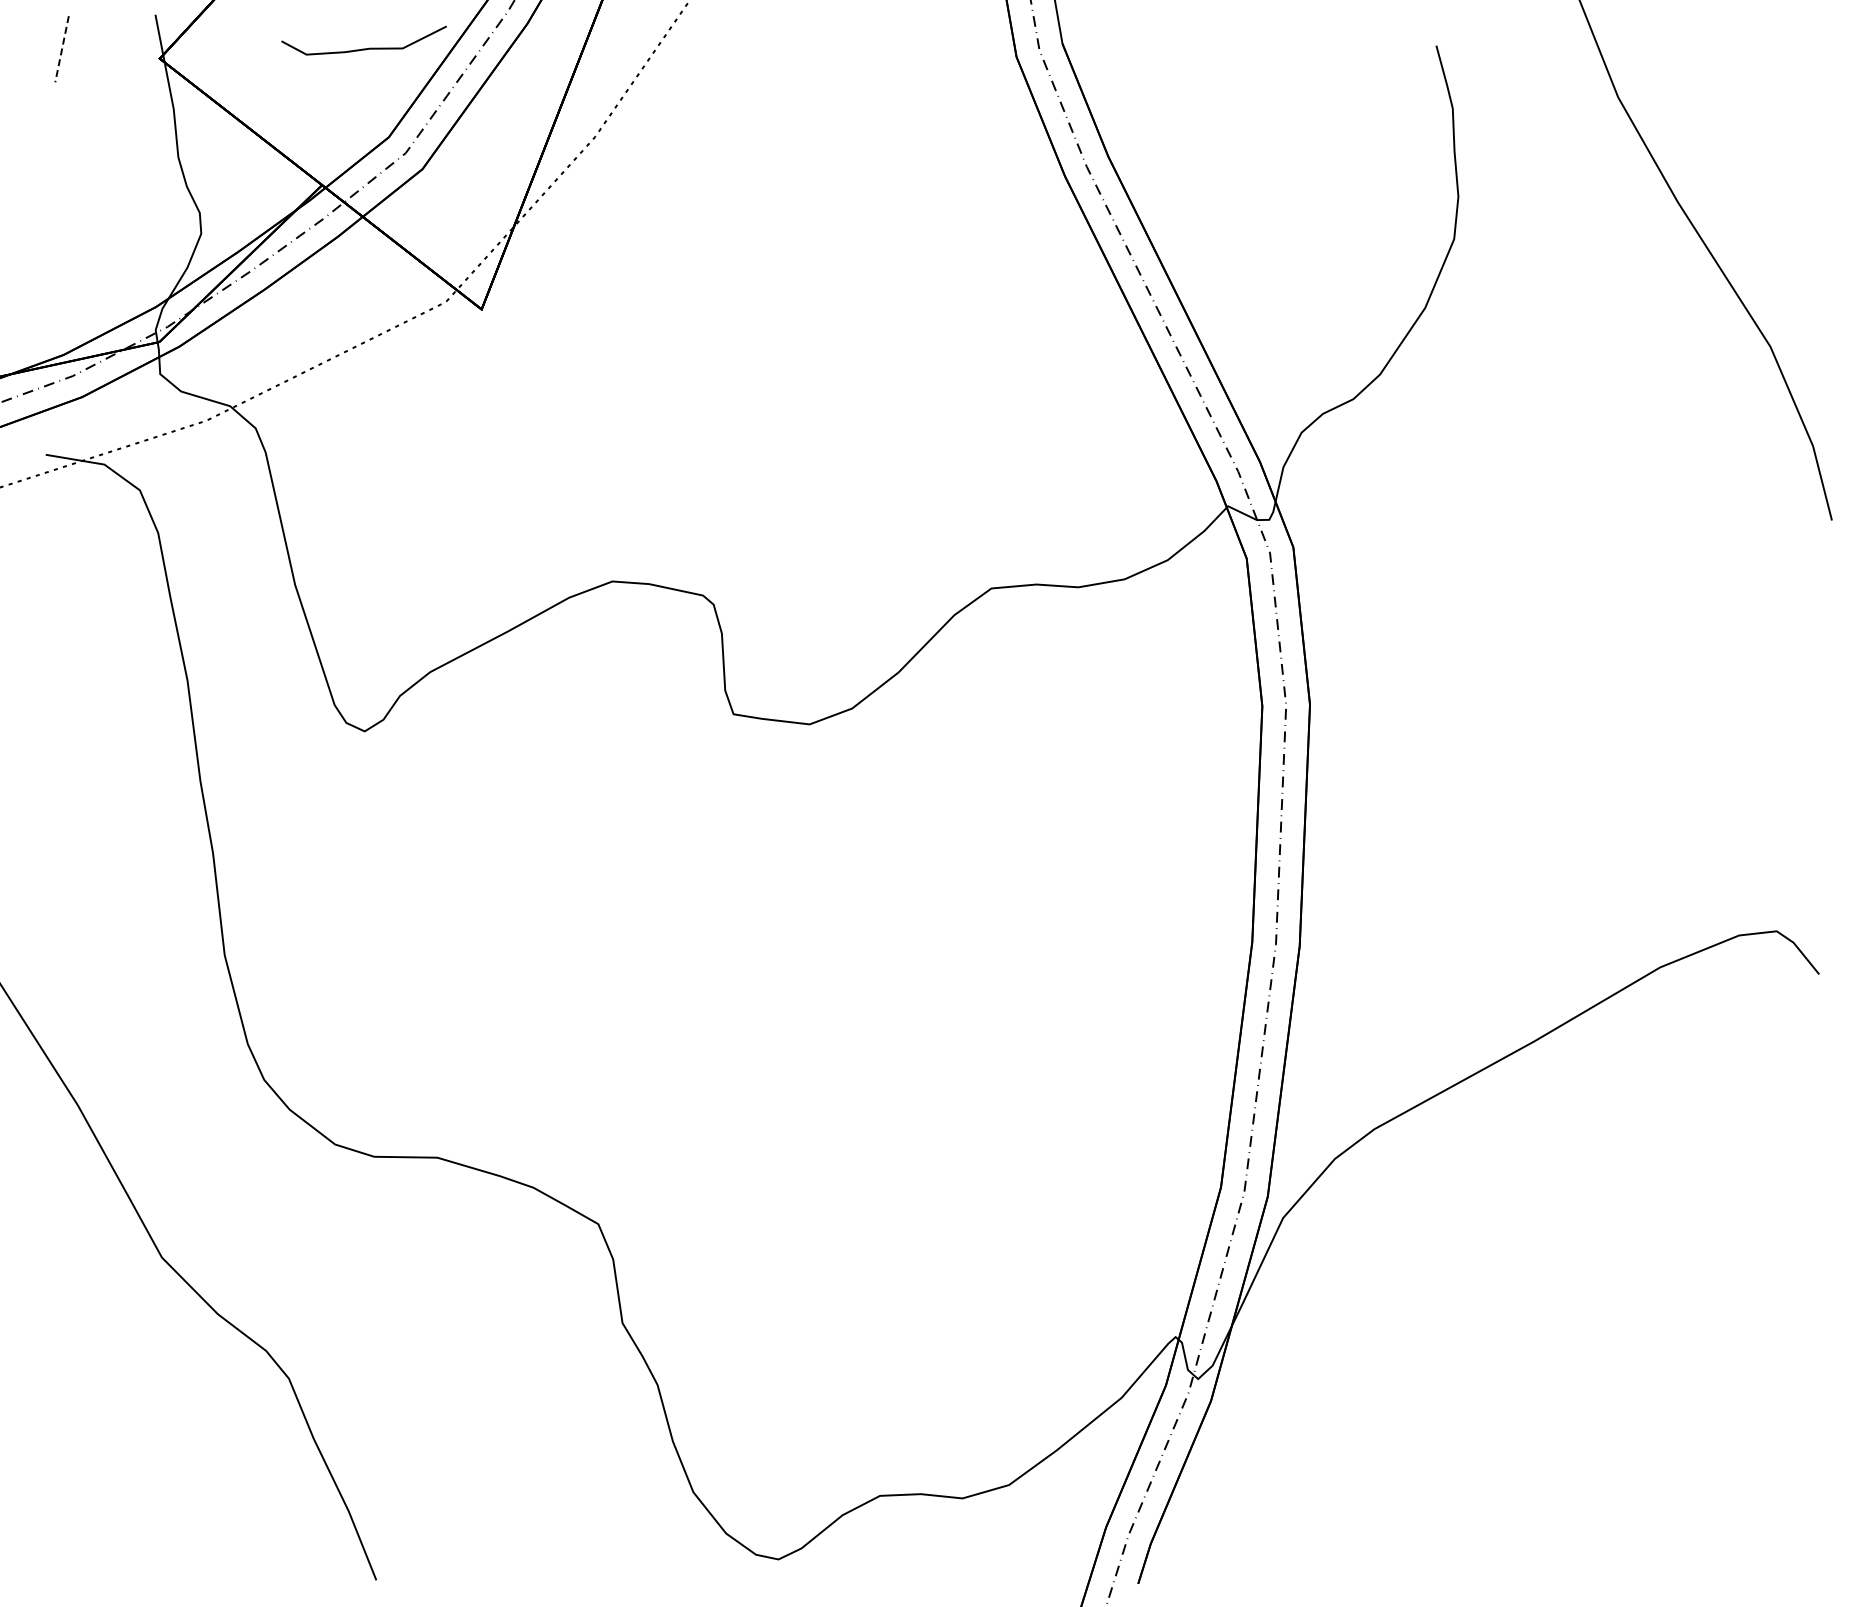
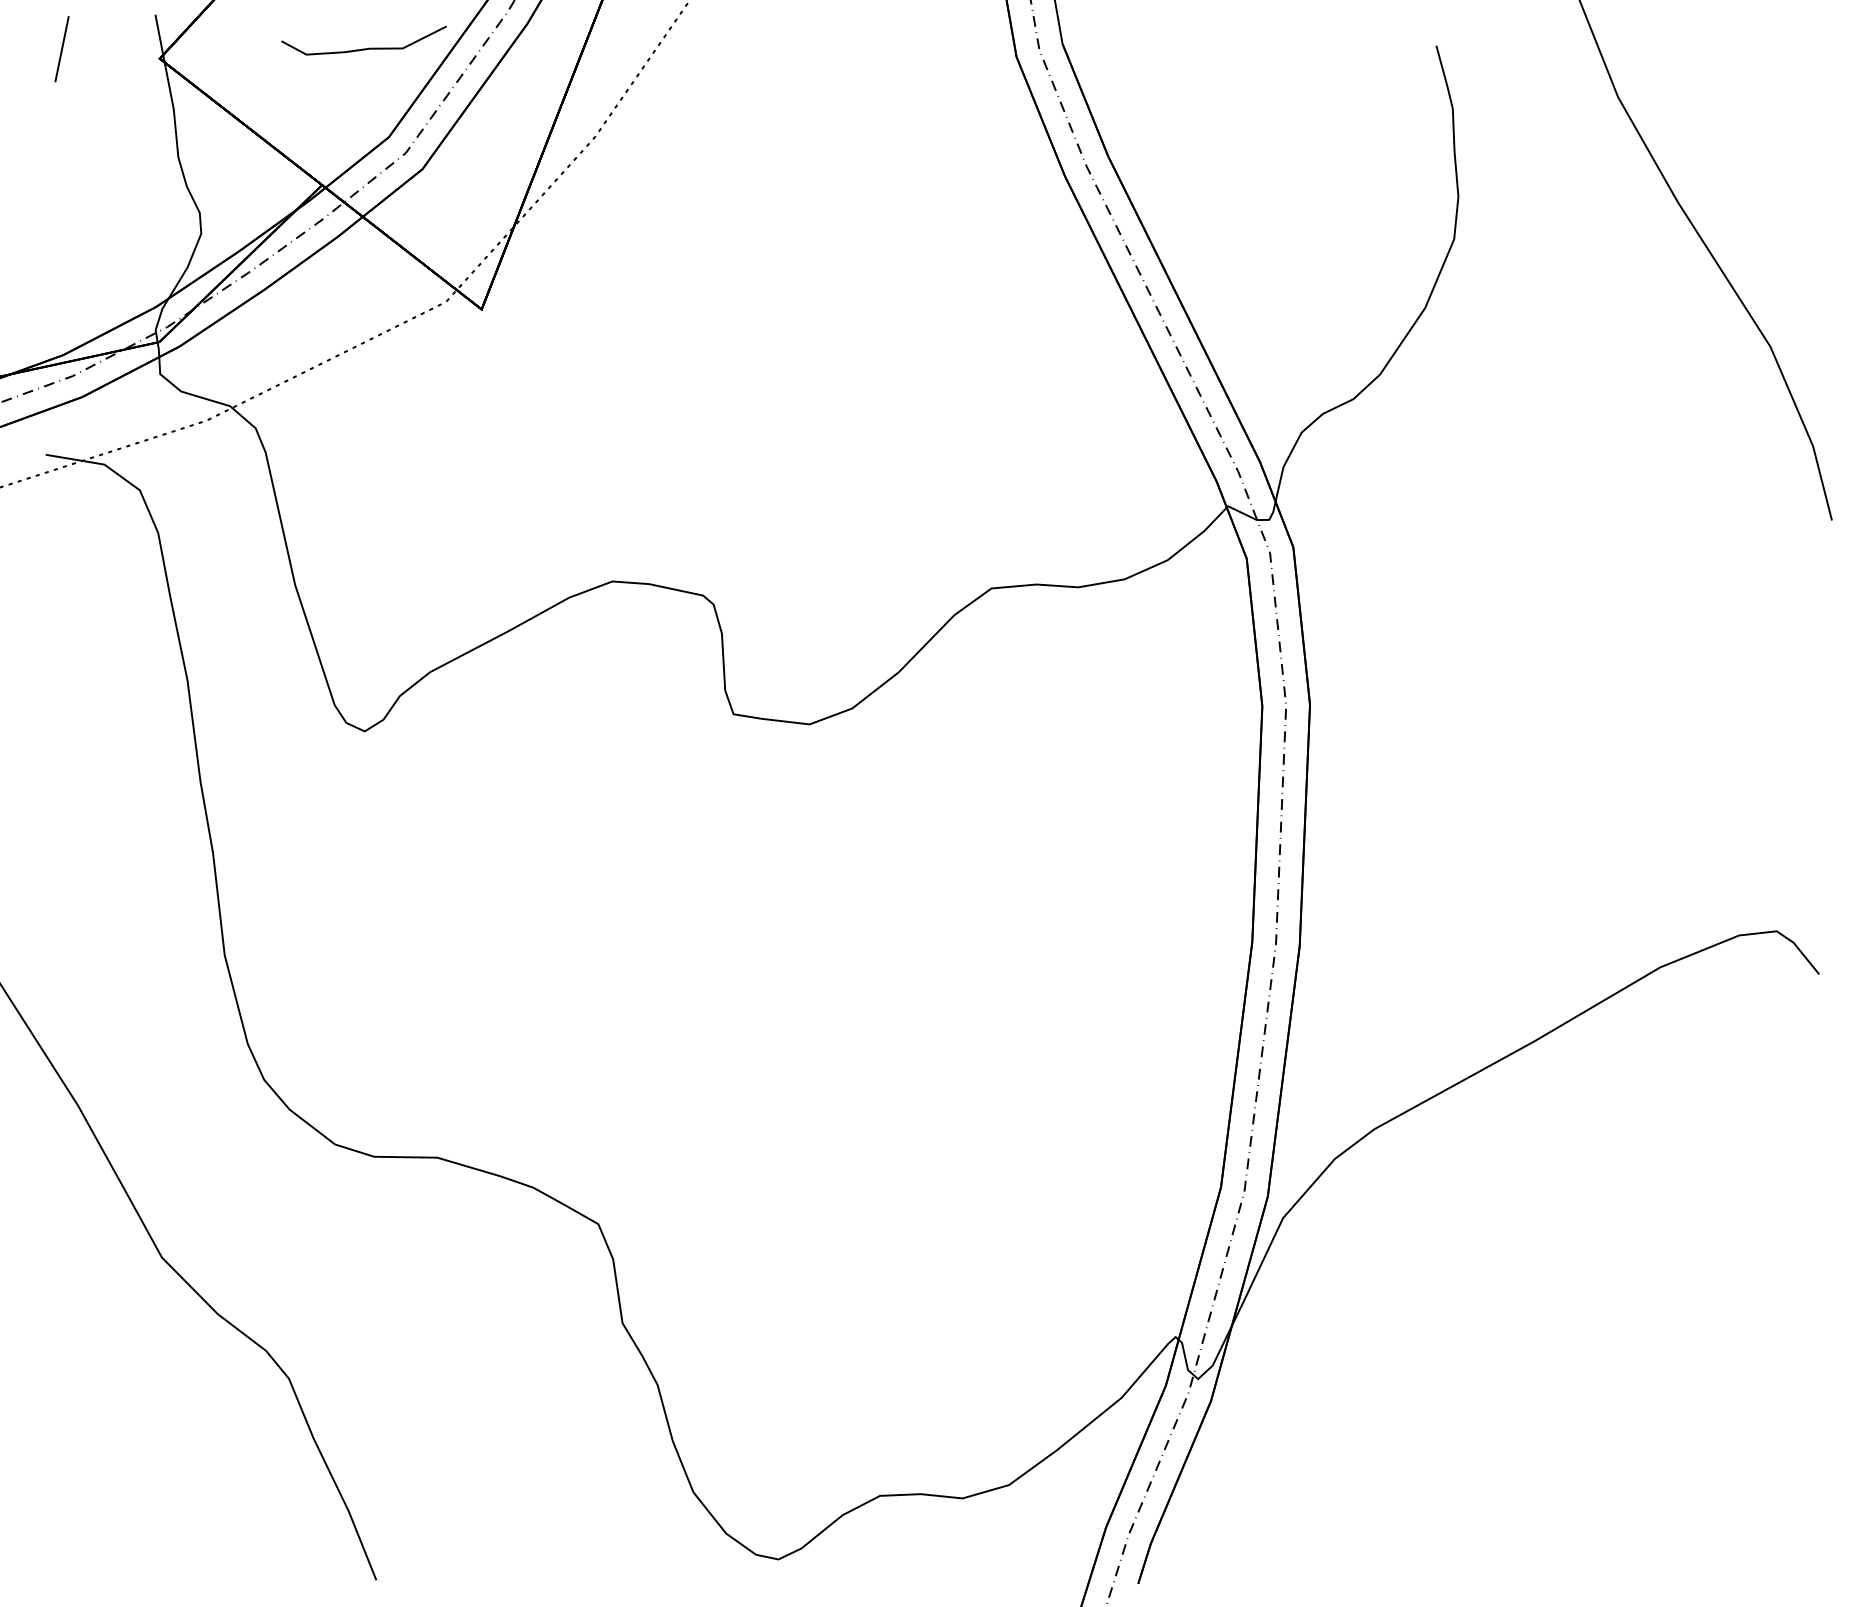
line: dashed -> solid (62, 49)
